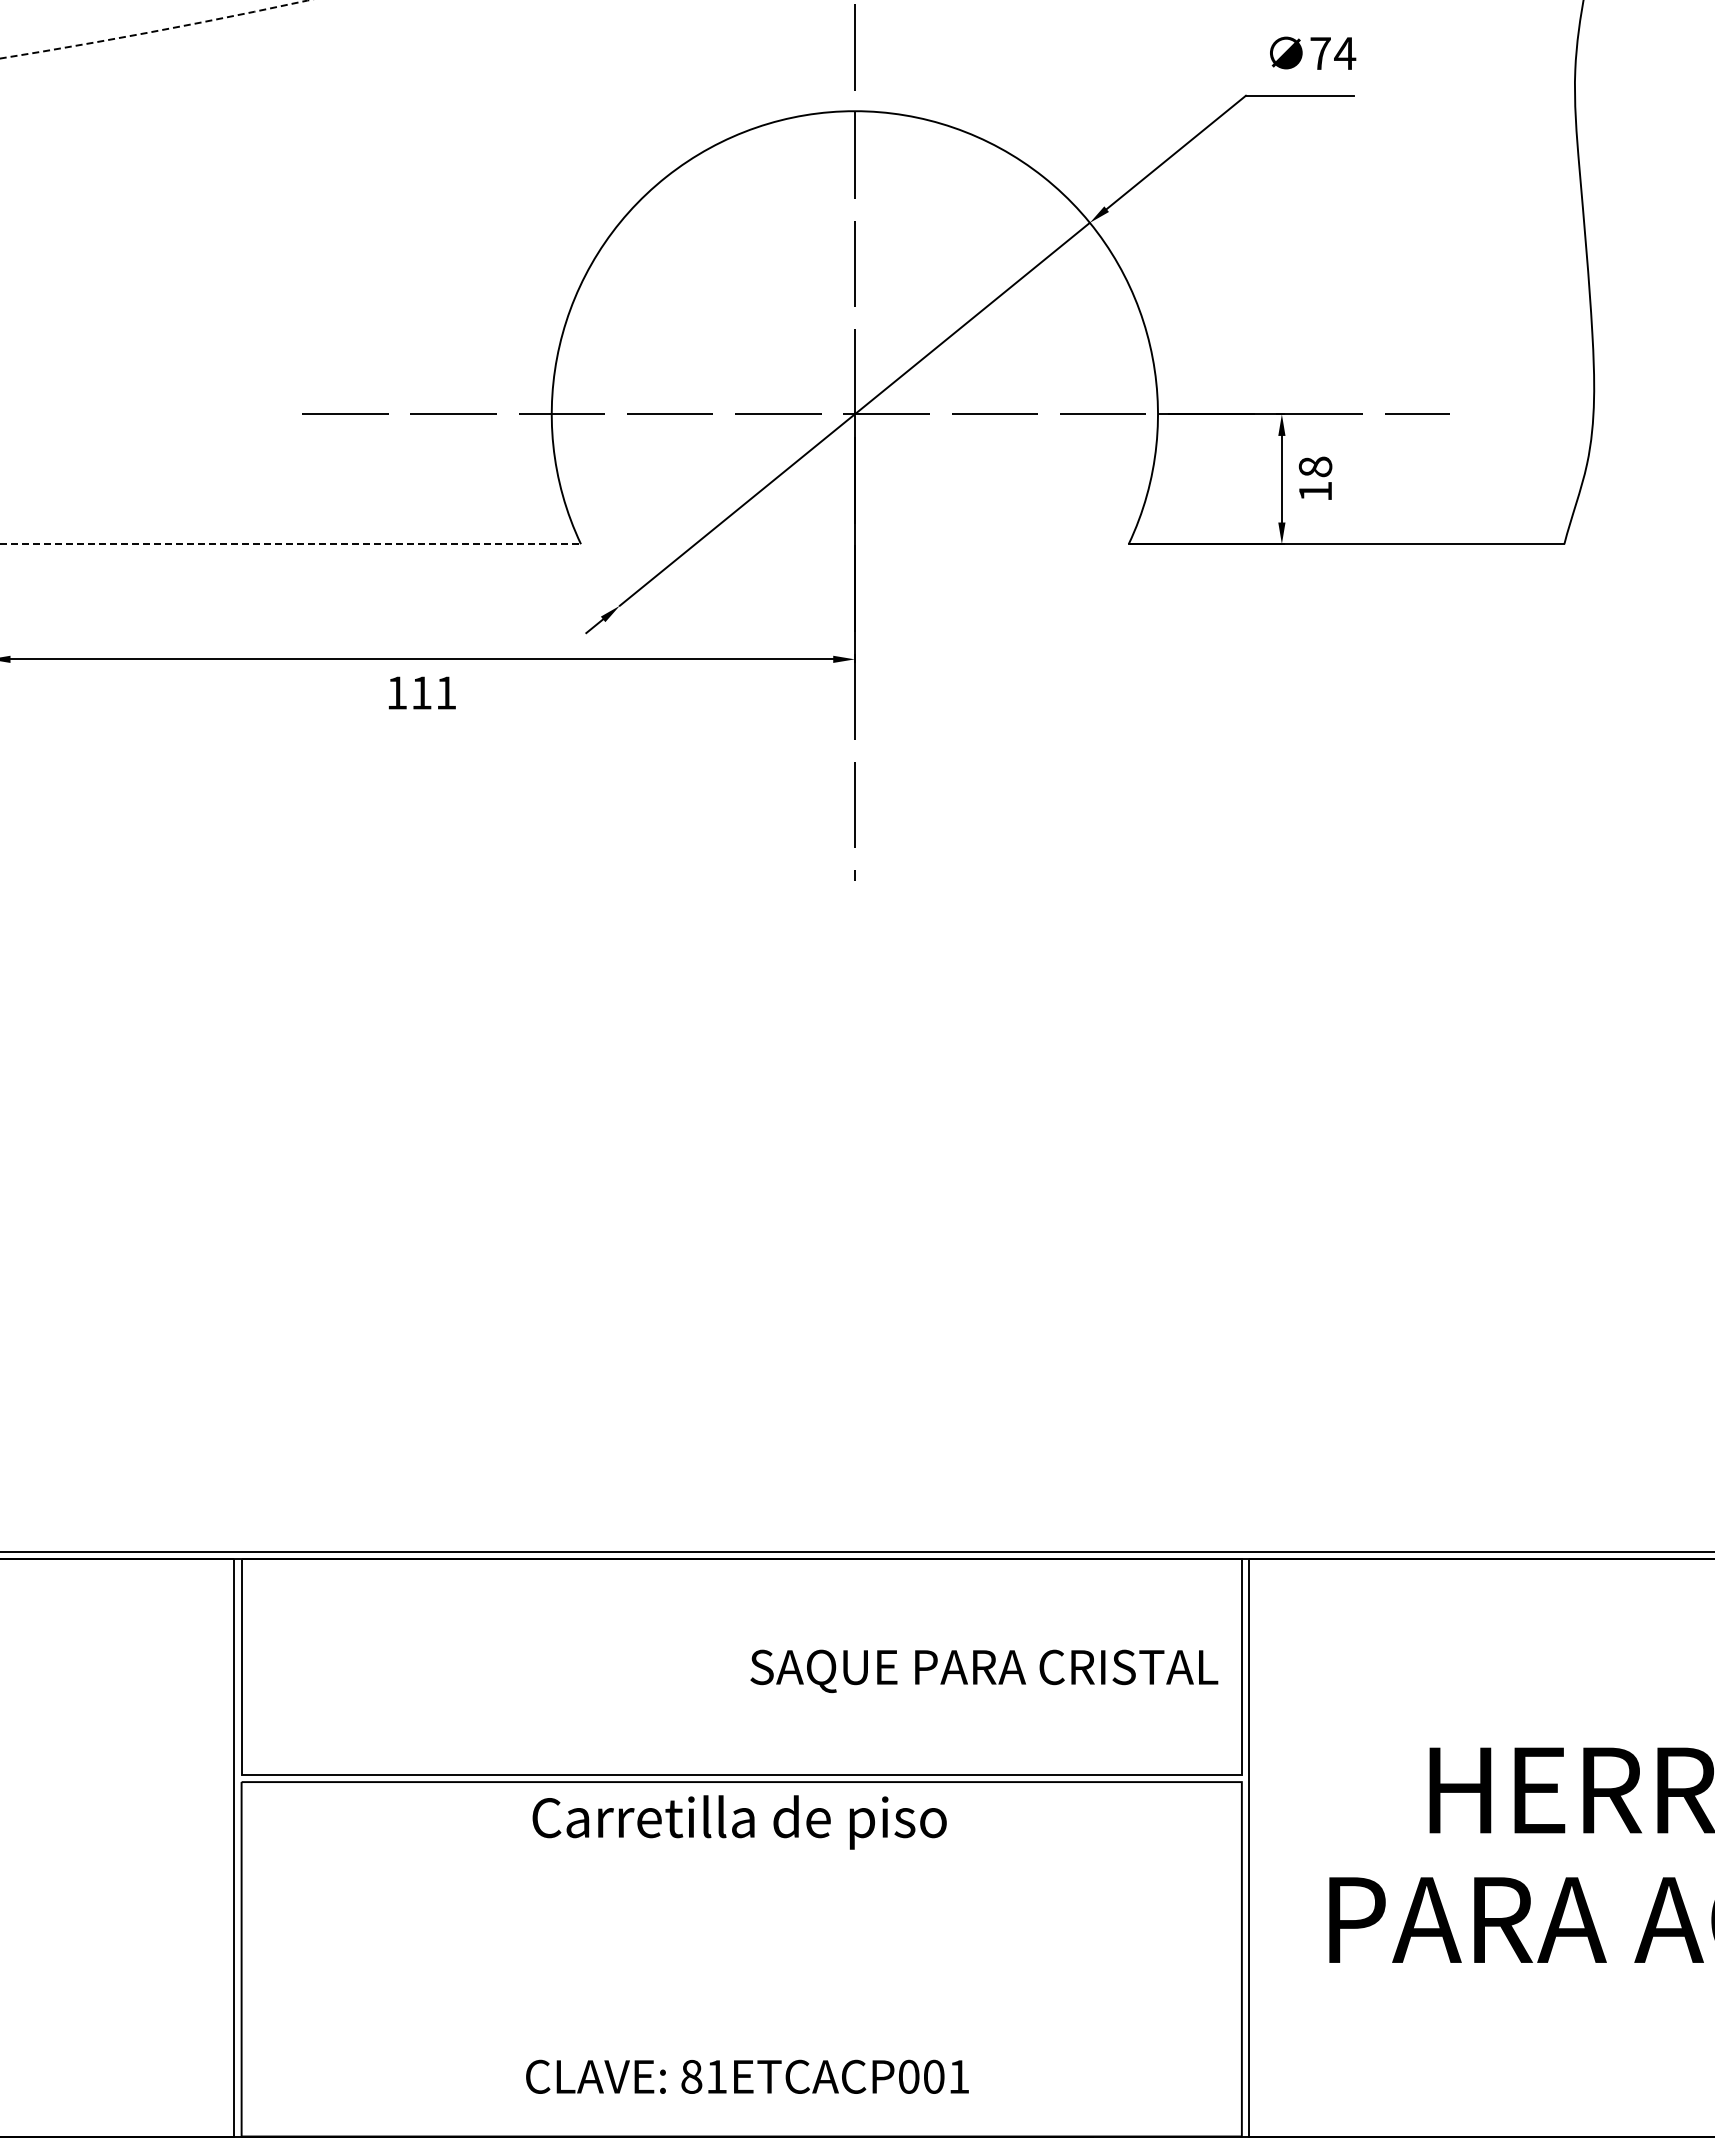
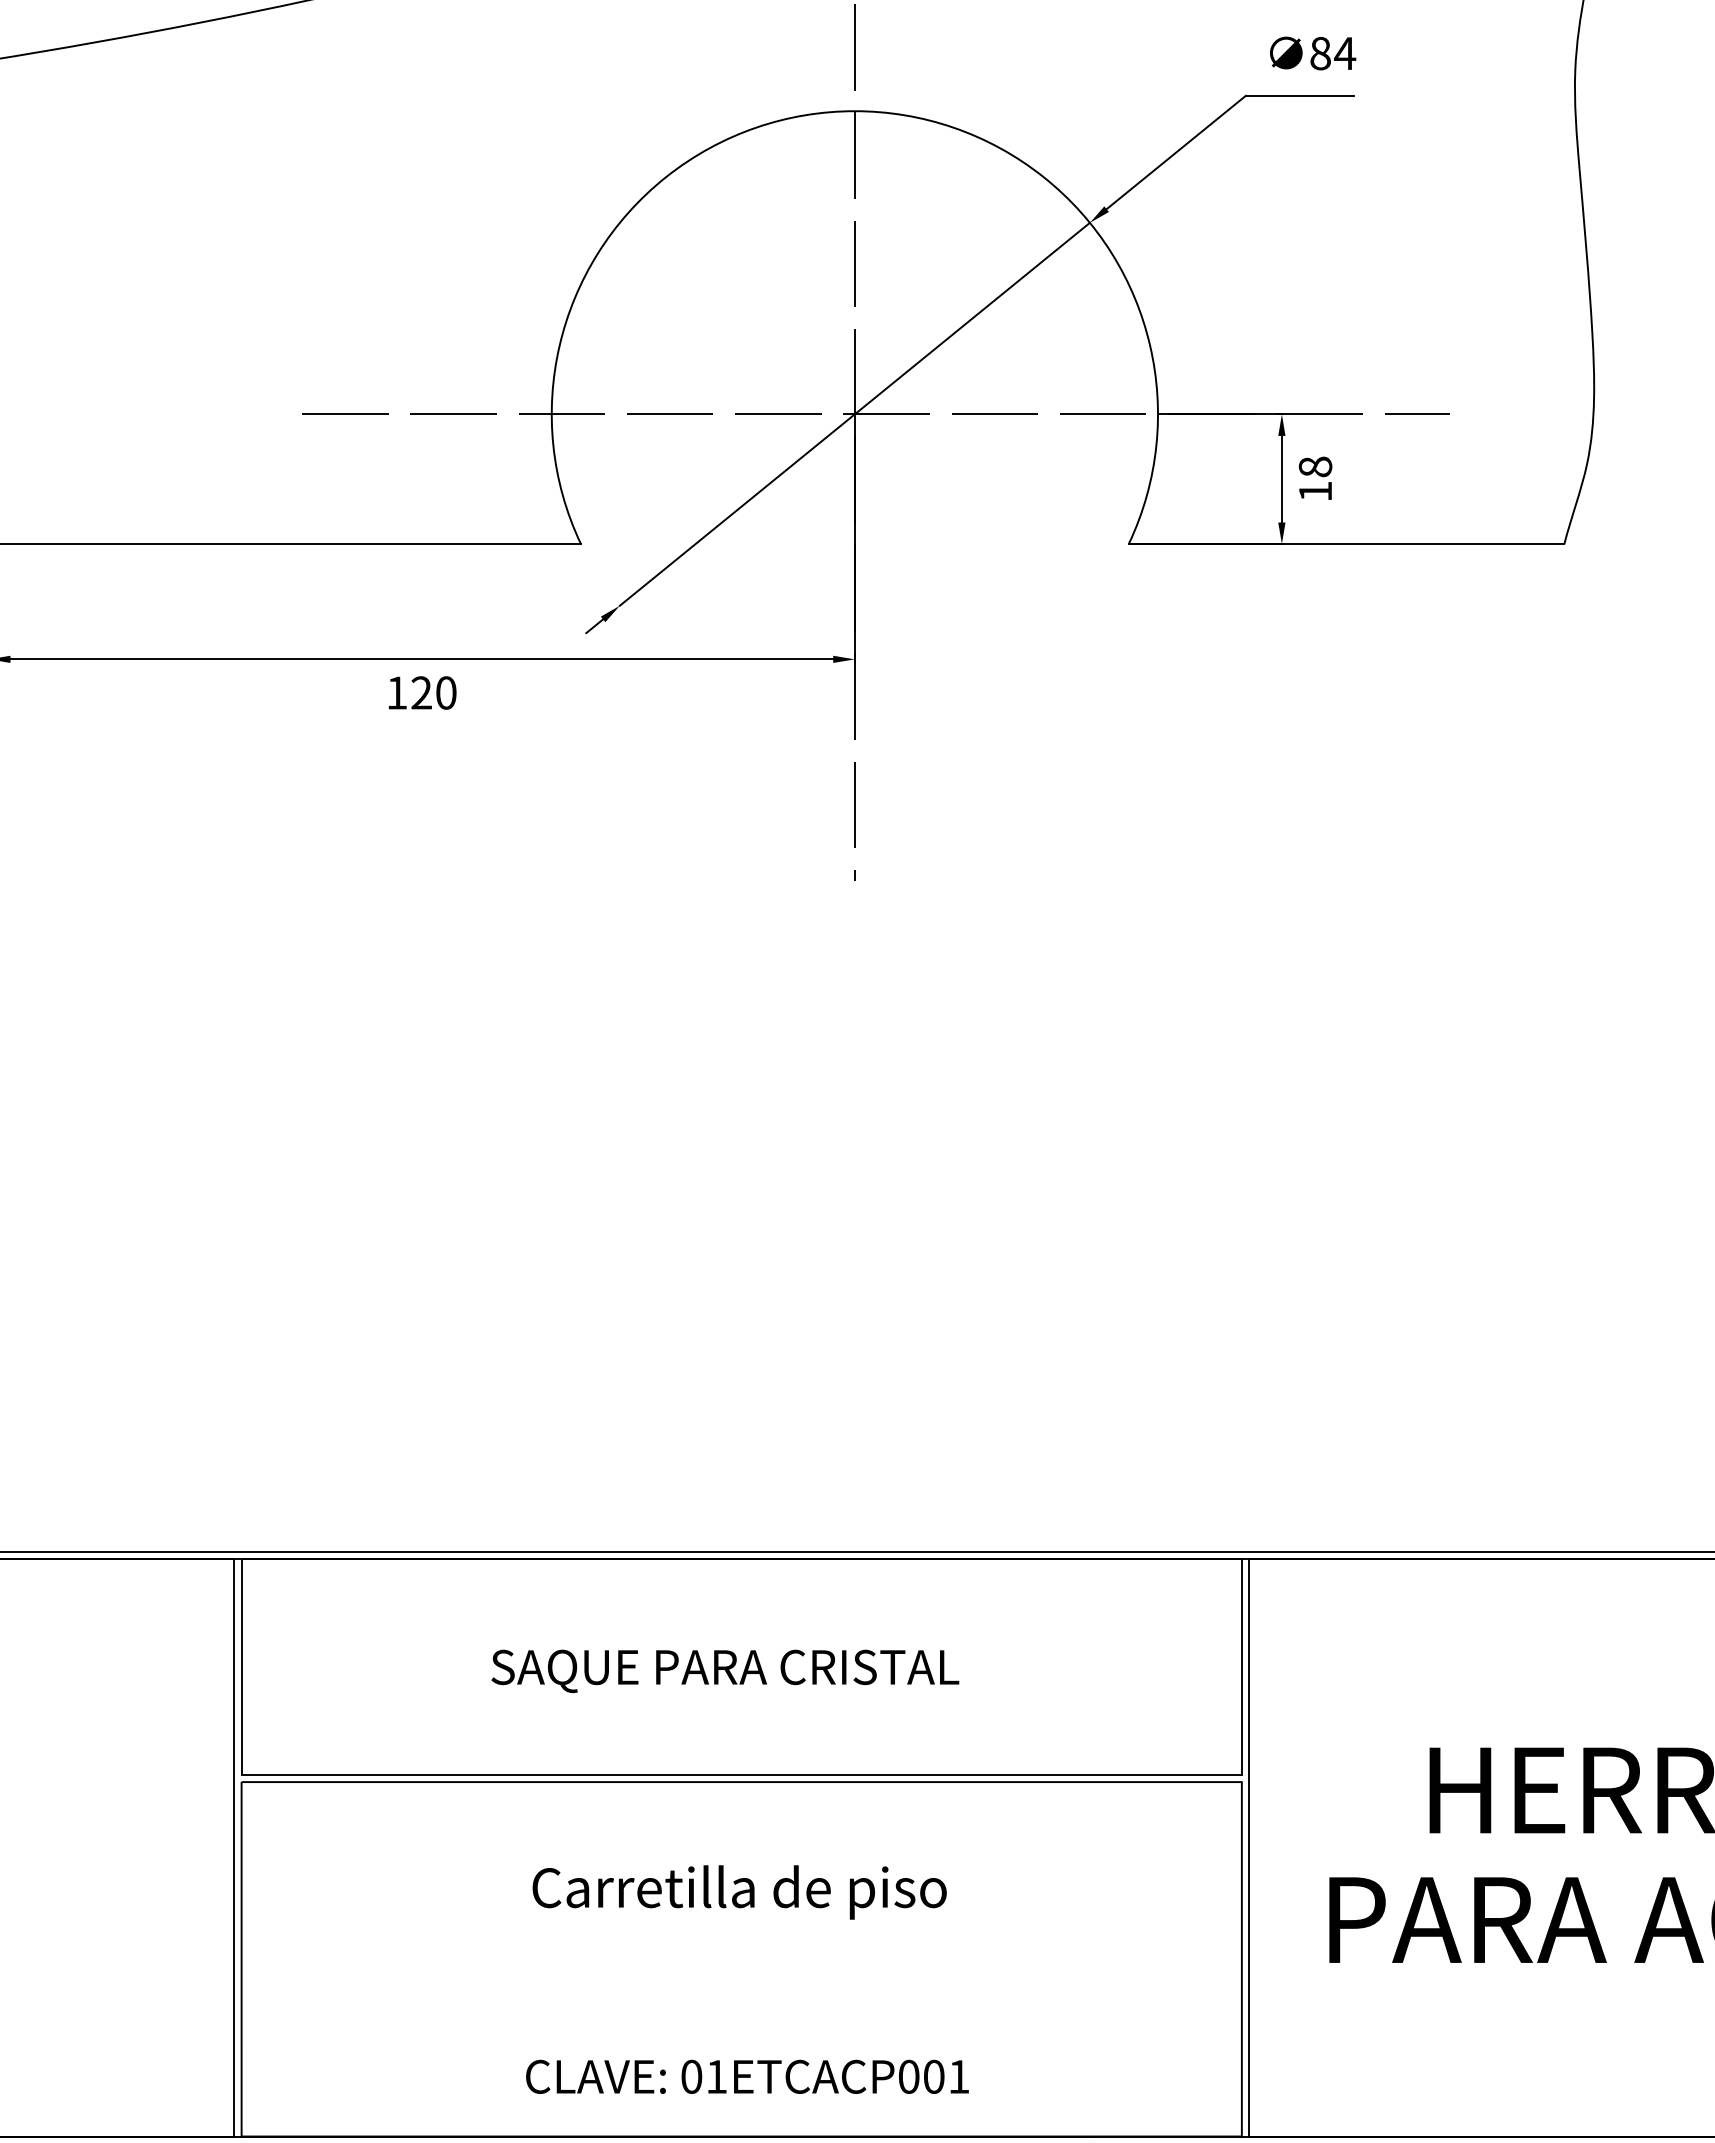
arc: dashed -> solid (155, 31)
text: 74 -> 84 (1320, 53)
line: dashed -> solid (291, 544)
text: 111 -> 120 (433, 692)
text position: (984, 1671) -> (725, 1671) (725, 1671)
text position: (739, 1822) -> (739, 1892) (739, 1892)
text: 81ETCACP001 -> 01ETCACP001 (691, 2076)
